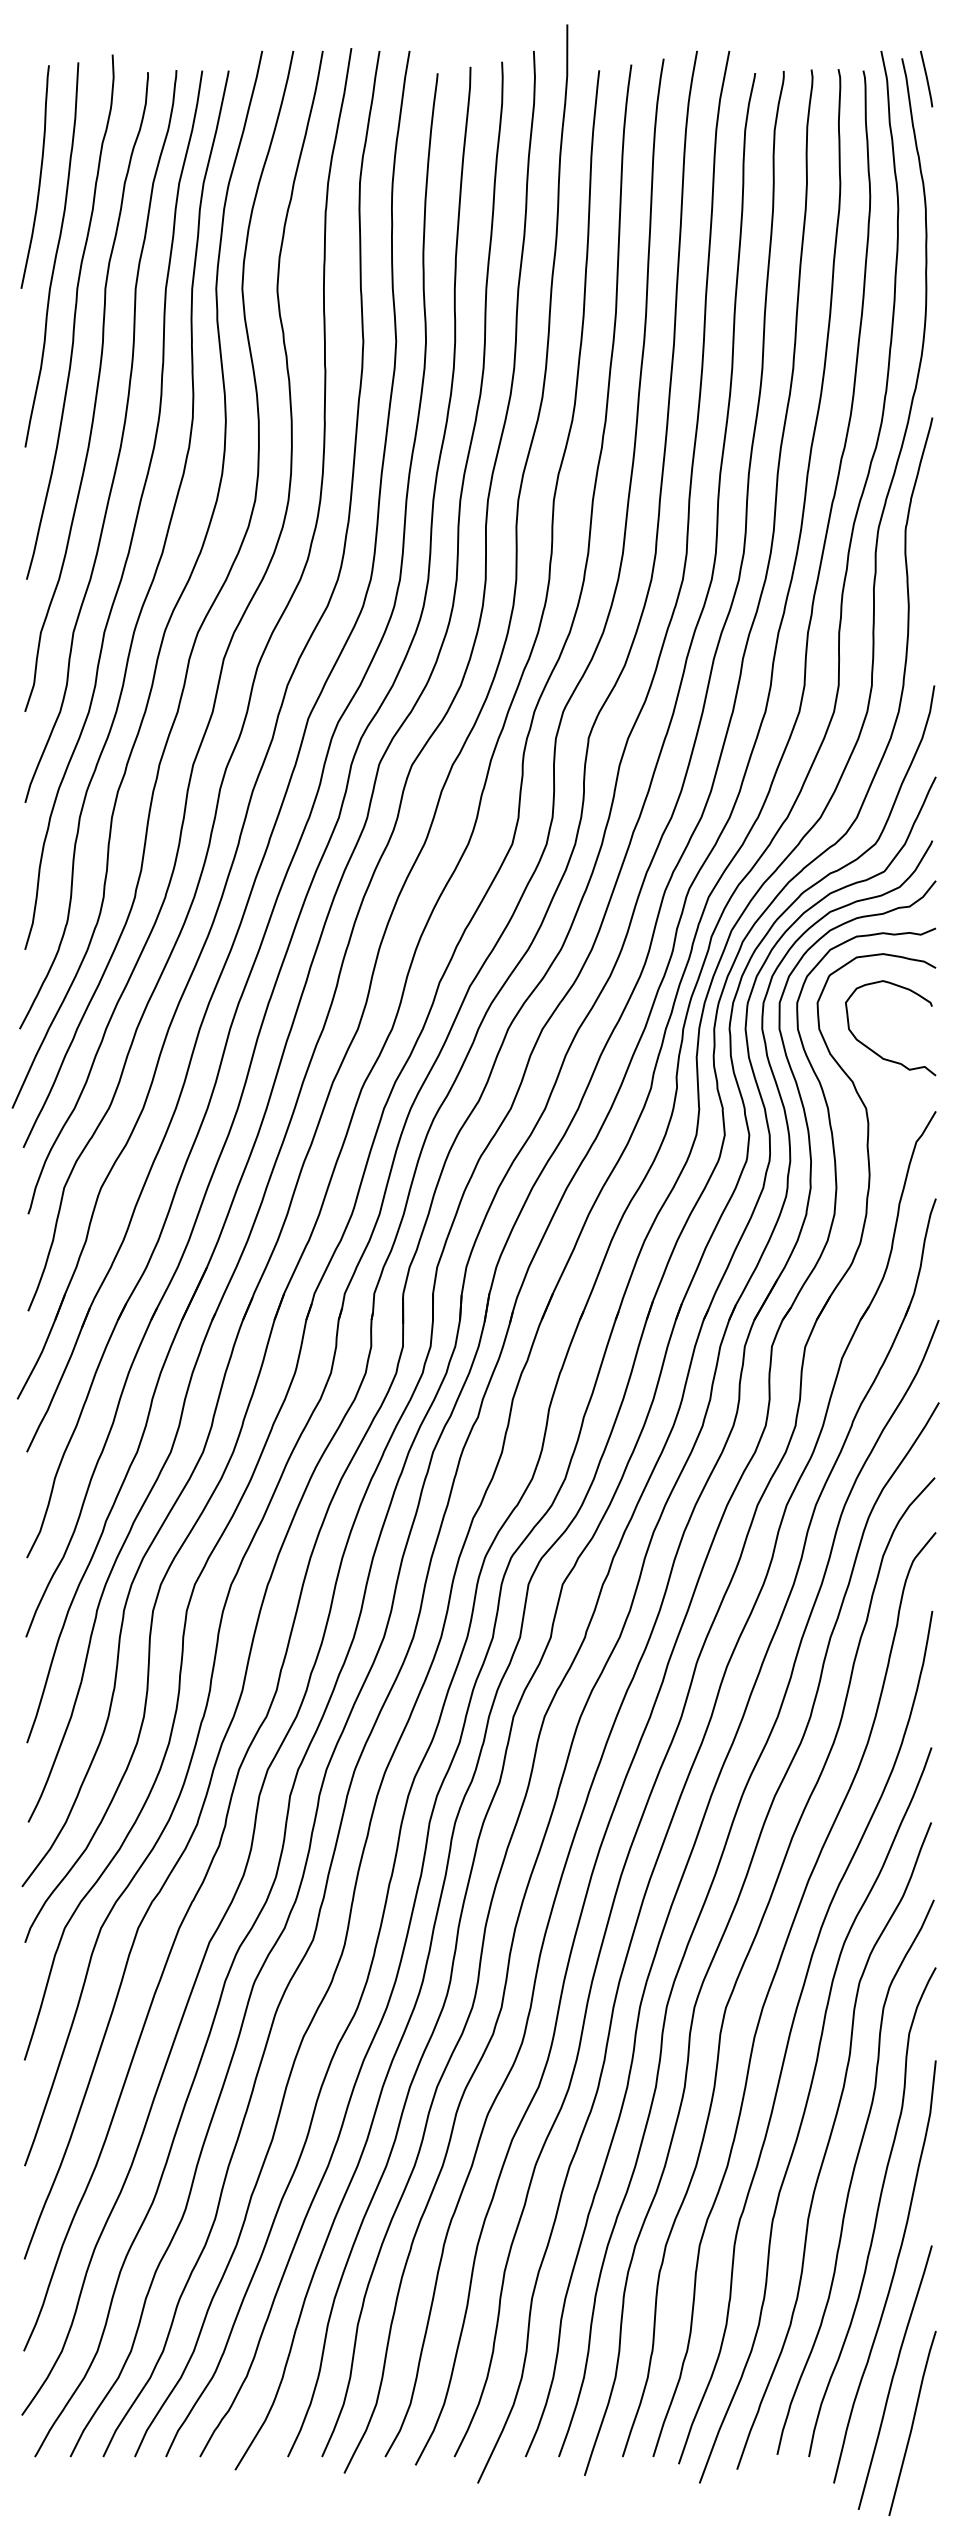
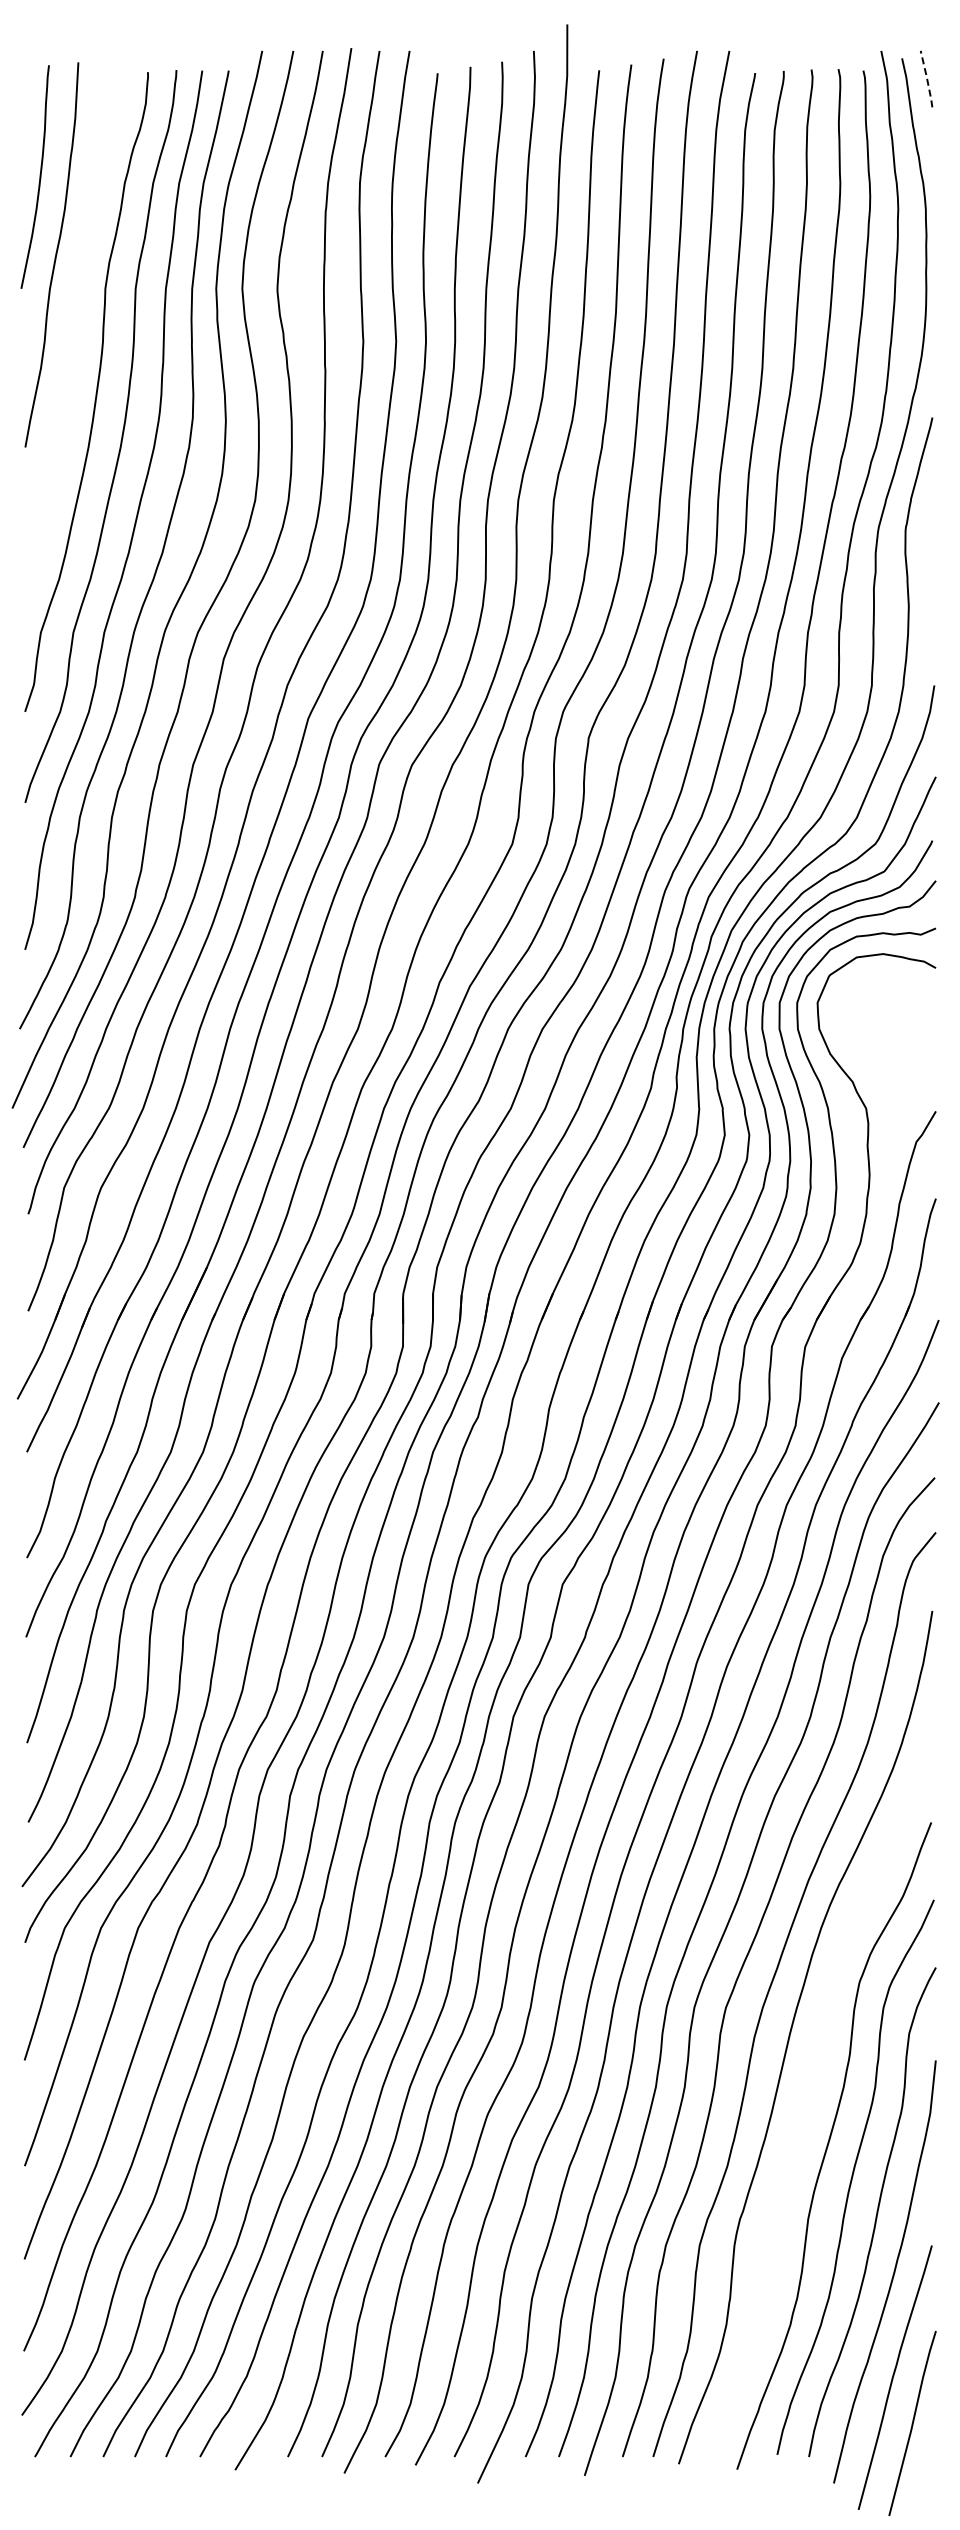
line: solid -> dashed (927, 79)
curve: present -> none (73, 317)
curve: present -> none (872, 1049)
curve: present -> none (805, 2112)
